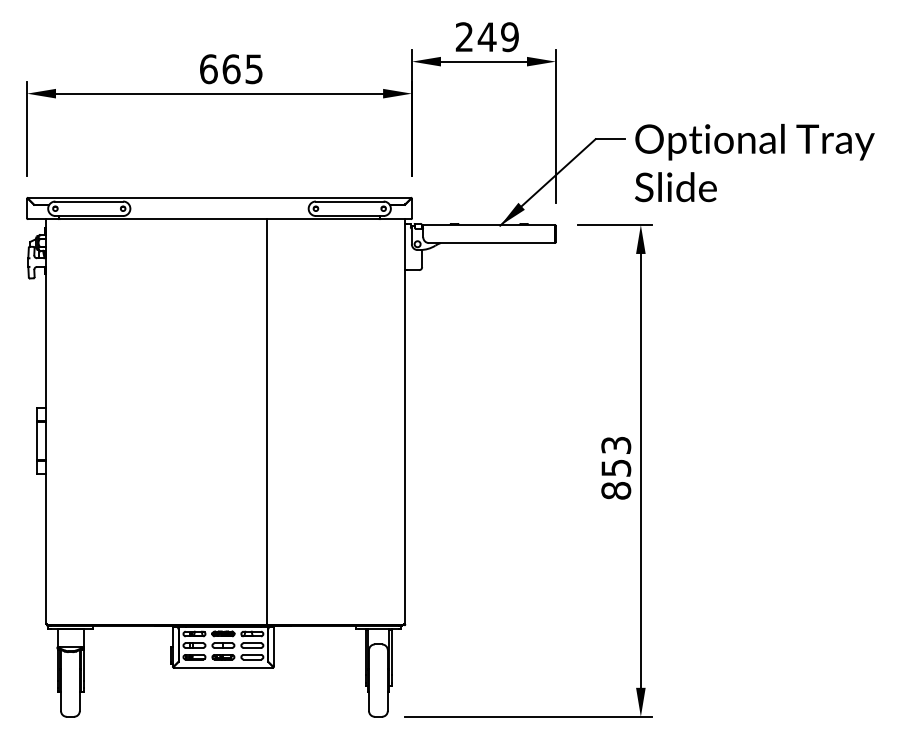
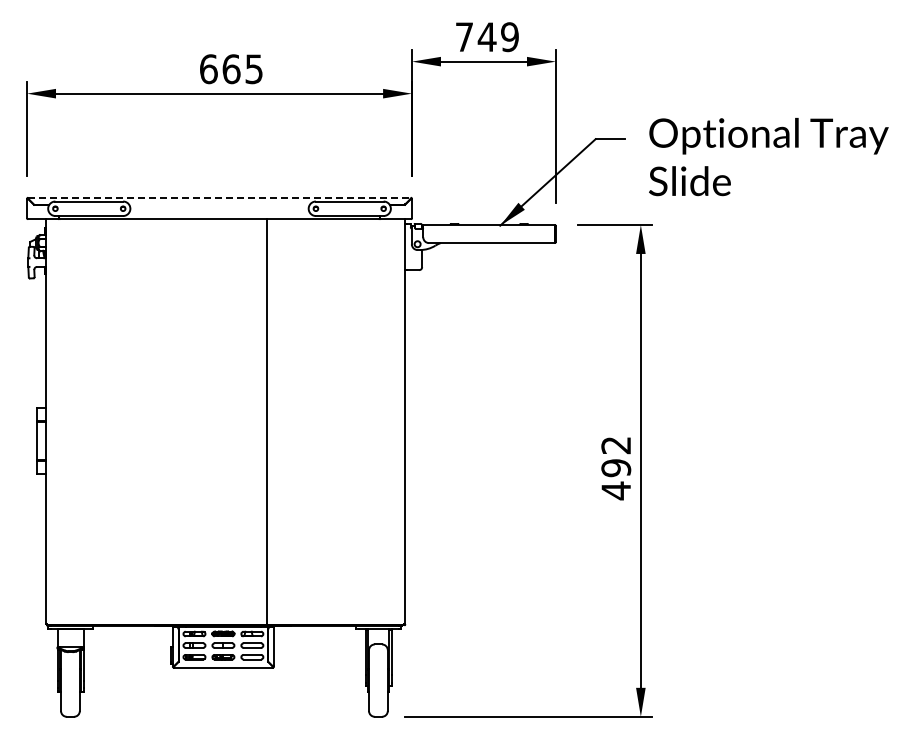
text: 249 -> 749 (463, 36)
text position: (754, 163) -> (768, 157) (768, 157)
line: solid -> dashed (220, 197)
text: 853 -> 492 (616, 468)
